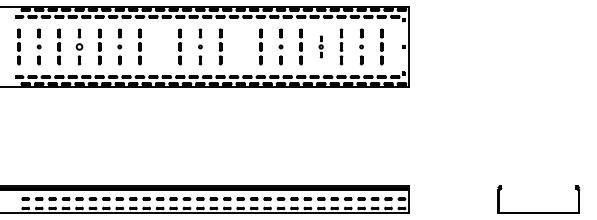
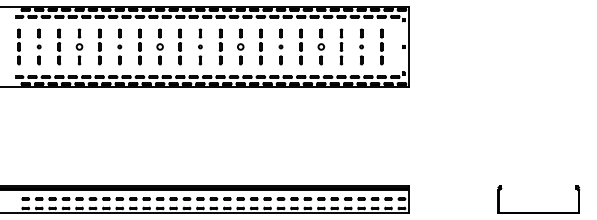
part: none -> present (159, 46)
part: none -> present (240, 46)
part size: 6x24 px -> 8x38 px (320, 46)
